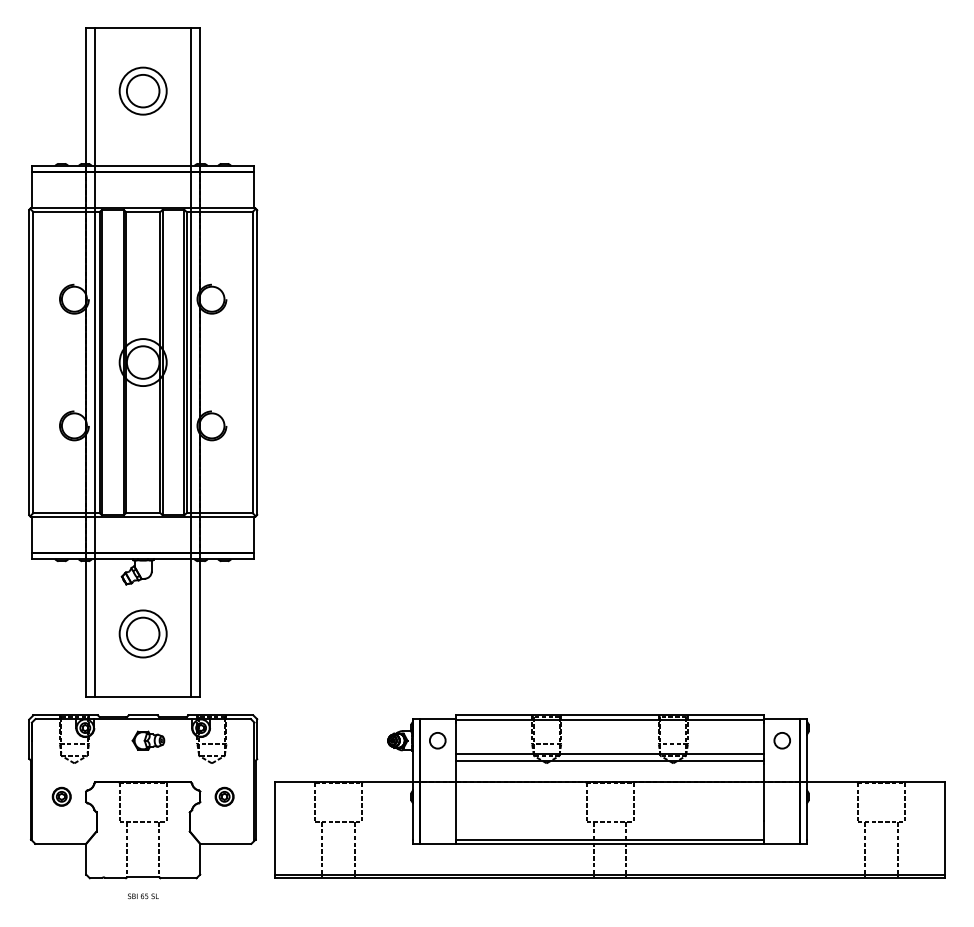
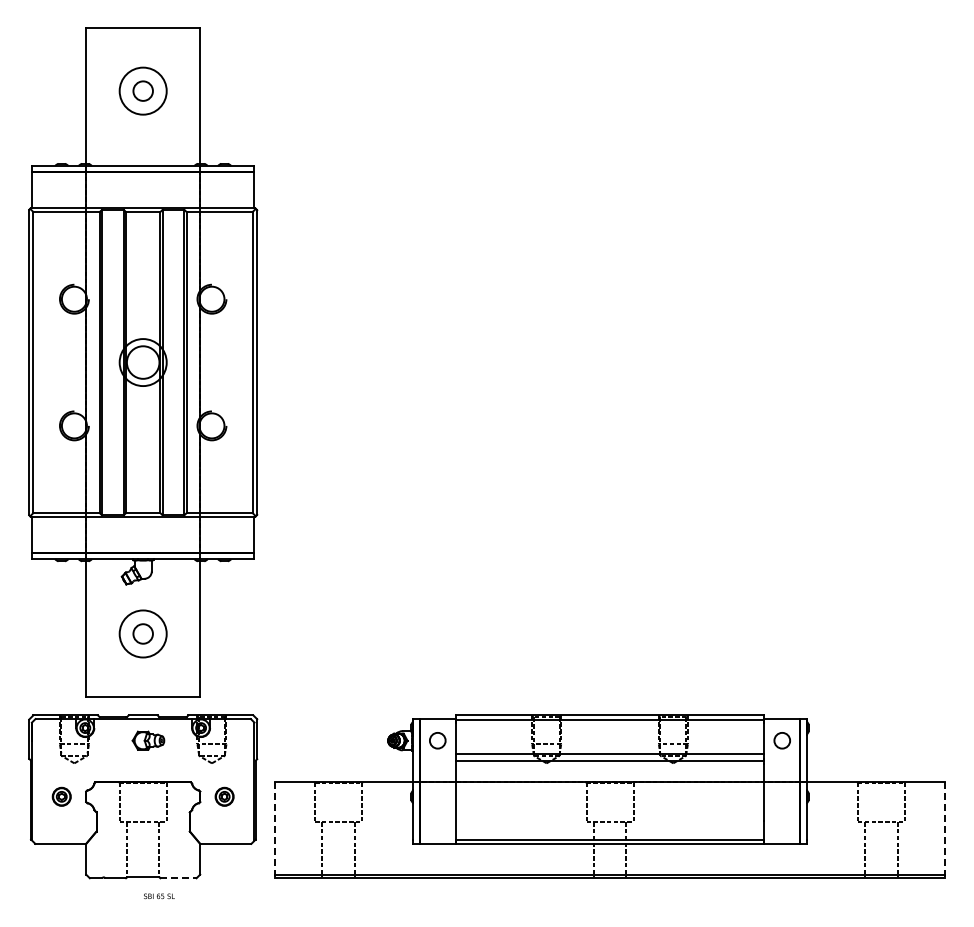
circle diameter: 33 px -> 20 px (142, 90)
line: present -> none (95, 362)
line: present -> none (190, 362)
circle diameter: 33 px -> 20 px (142, 633)
line: solid -> dashed (275, 830)
line: solid -> dashed (944, 830)
line: solid -> dashed (178, 878)
text position: (143, 896) -> (159, 896) (159, 896)
